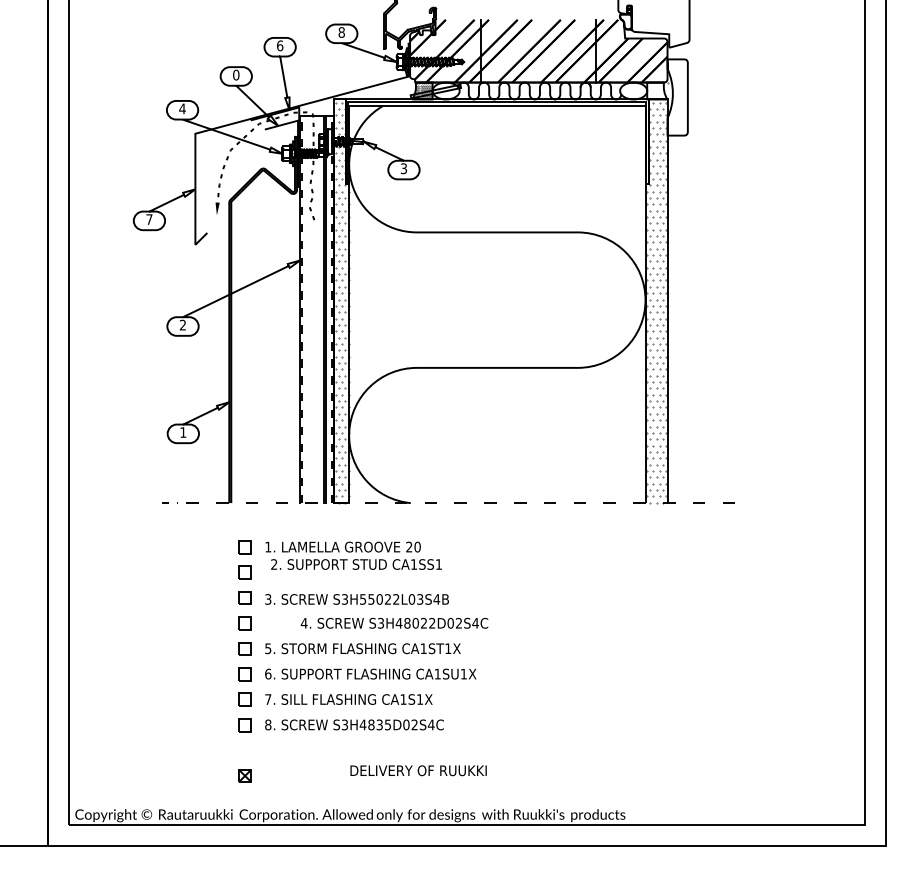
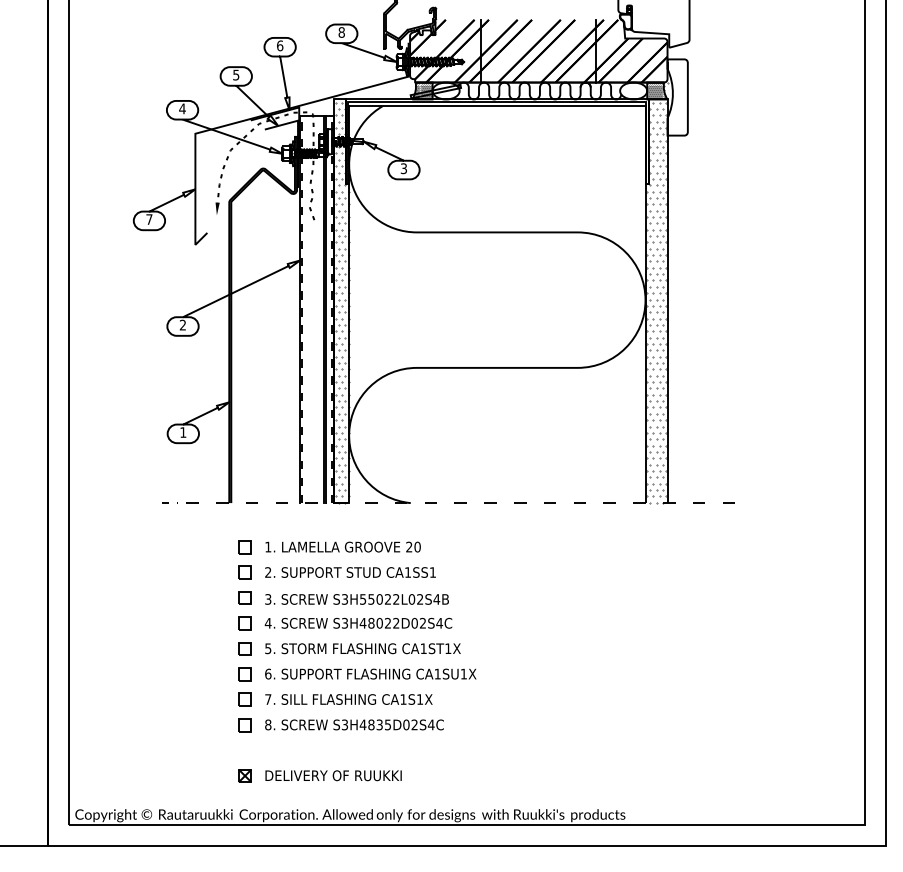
text: 0 -> 5 (236, 74)
hatch: none -> present (656, 90)
text position: (356, 564) -> (350, 572) (350, 572)
text: S3H55022L03S4B -> S3H55022L02S4B (420, 599)
text position: (394, 622) -> (358, 622) (358, 622)
text position: (418, 770) -> (333, 775) (333, 775)
